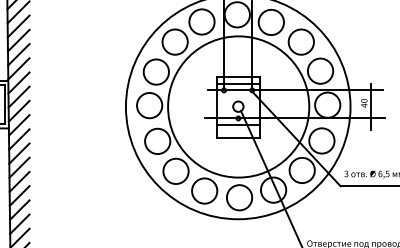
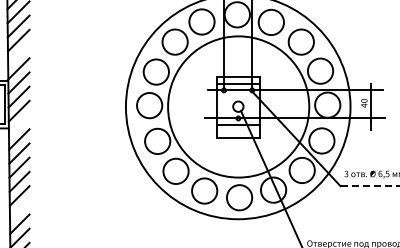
line: present -> none (18, 54)
line: present -> none (19, 125)
line: solid -> dashed (370, 186)
line: present -> none (19, 209)
